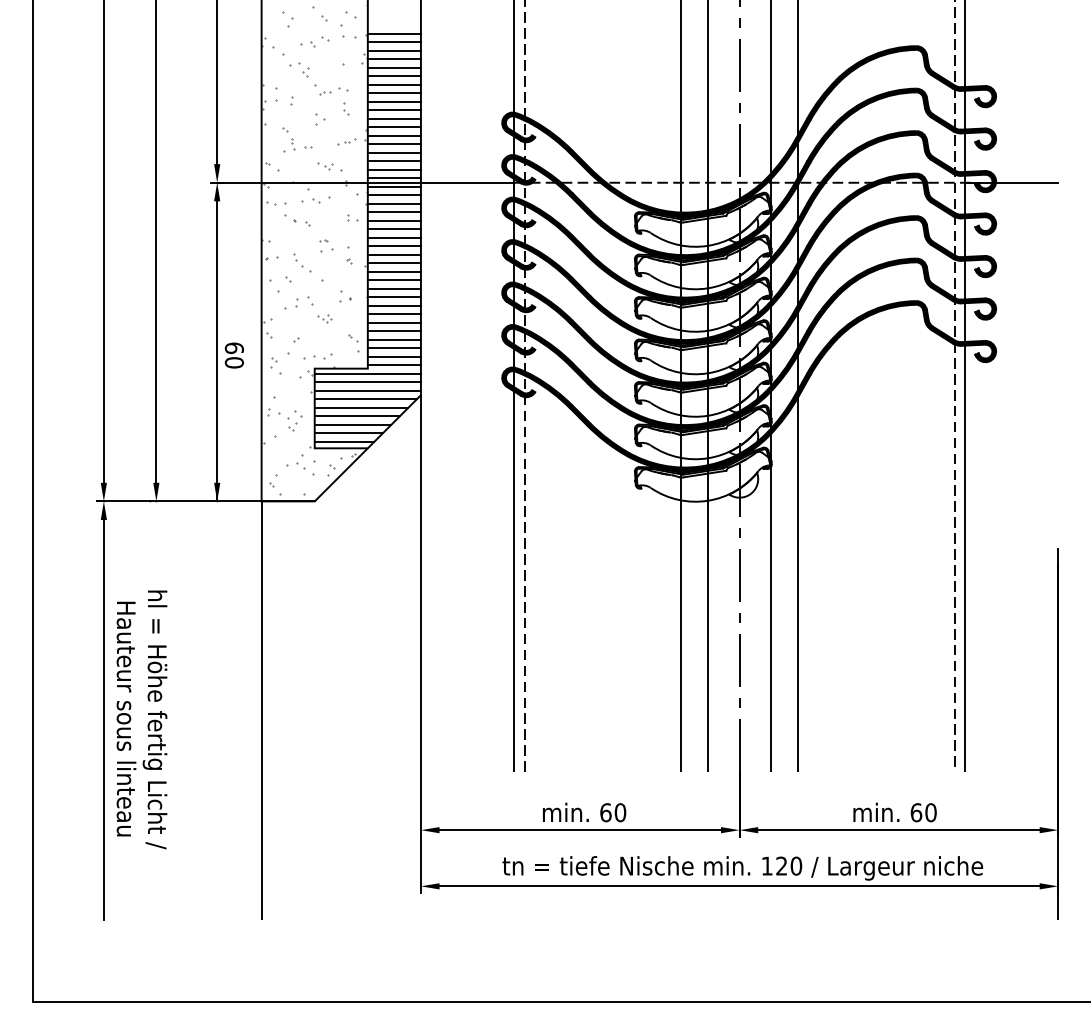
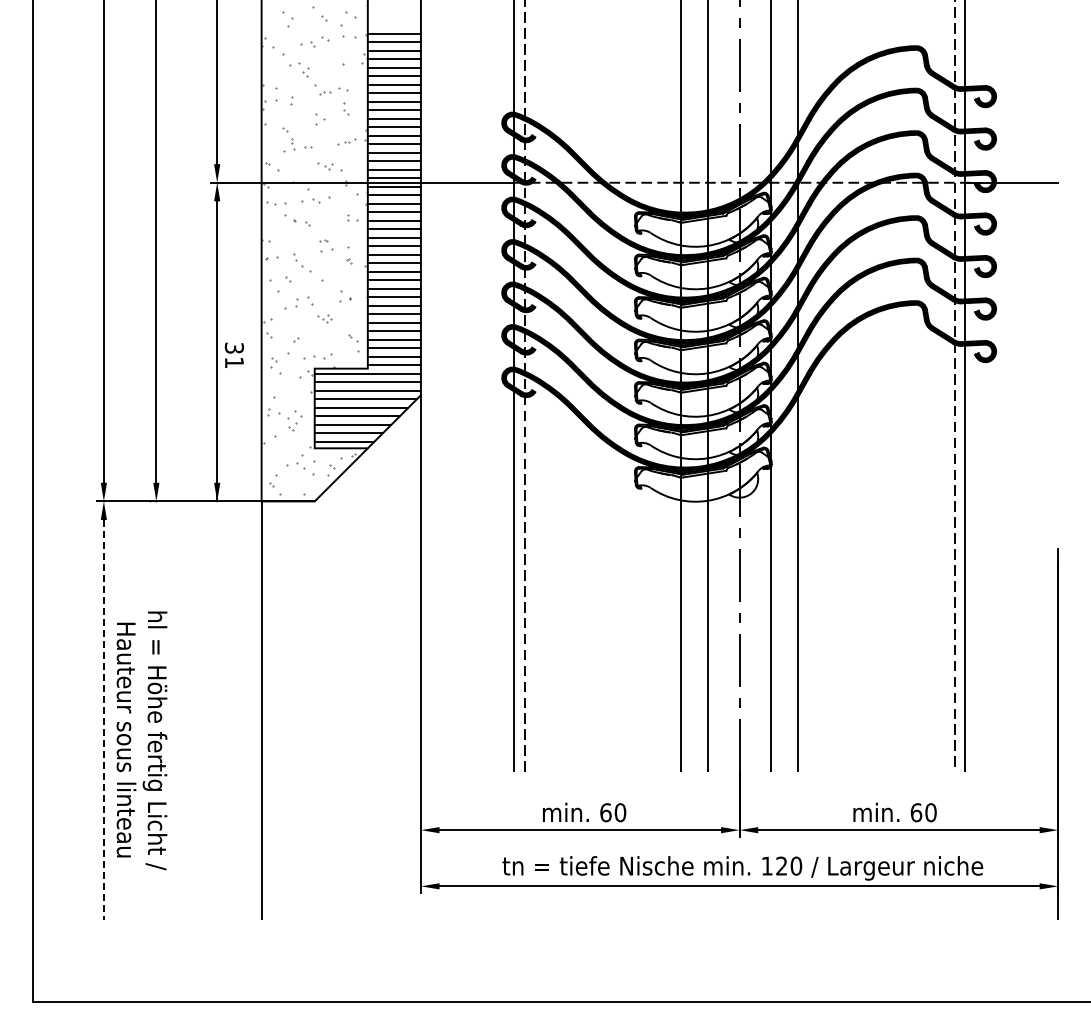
text: 60 -> 31 (233, 355)
text position: (141, 719) -> (141, 740) (141, 740)
line: solid -> dashed (103, 720)
